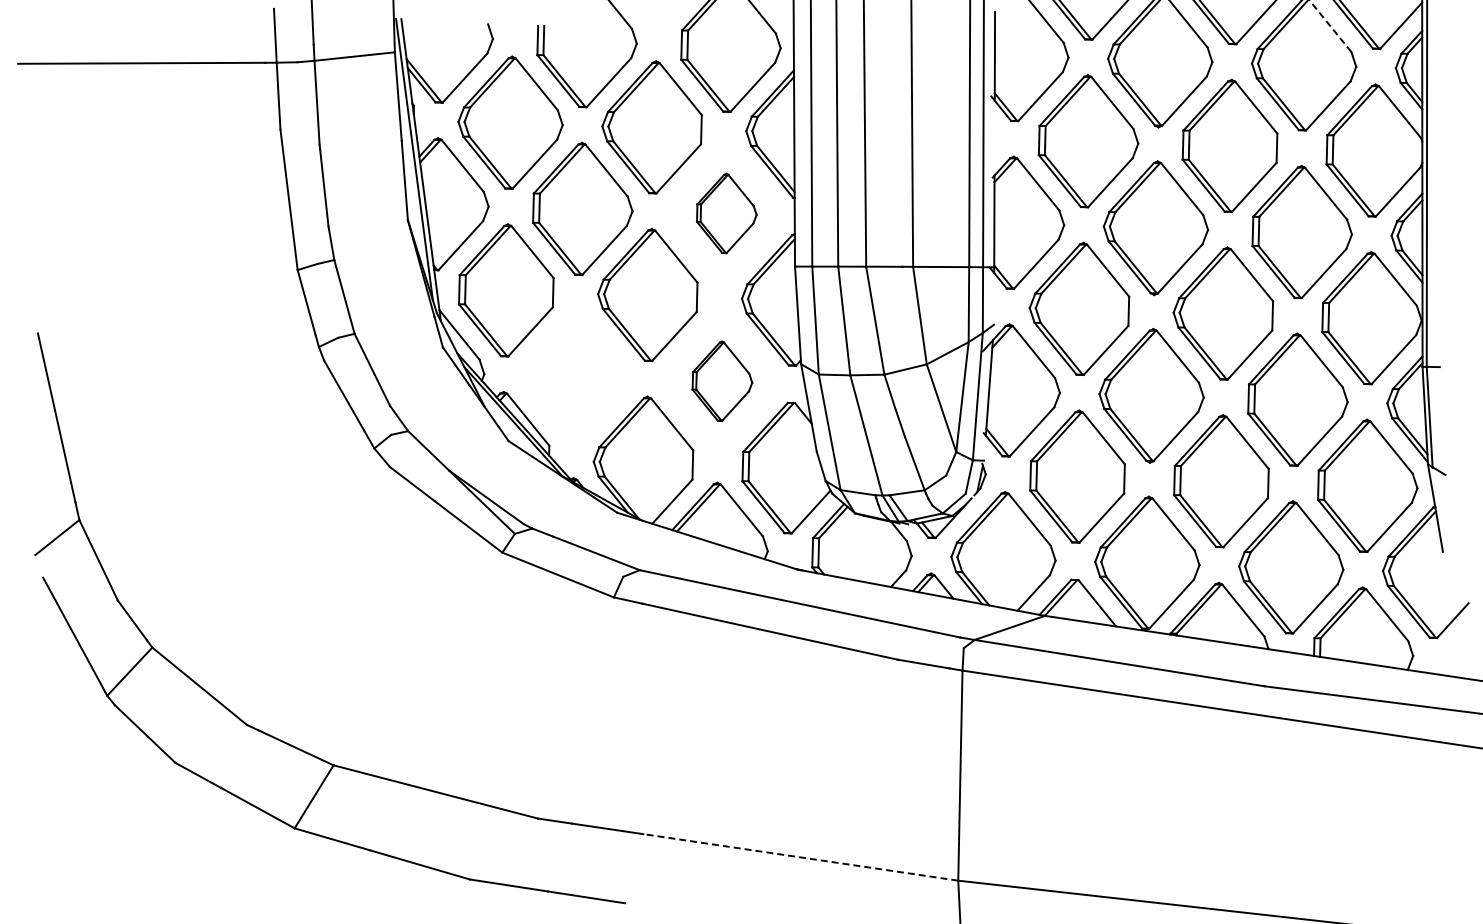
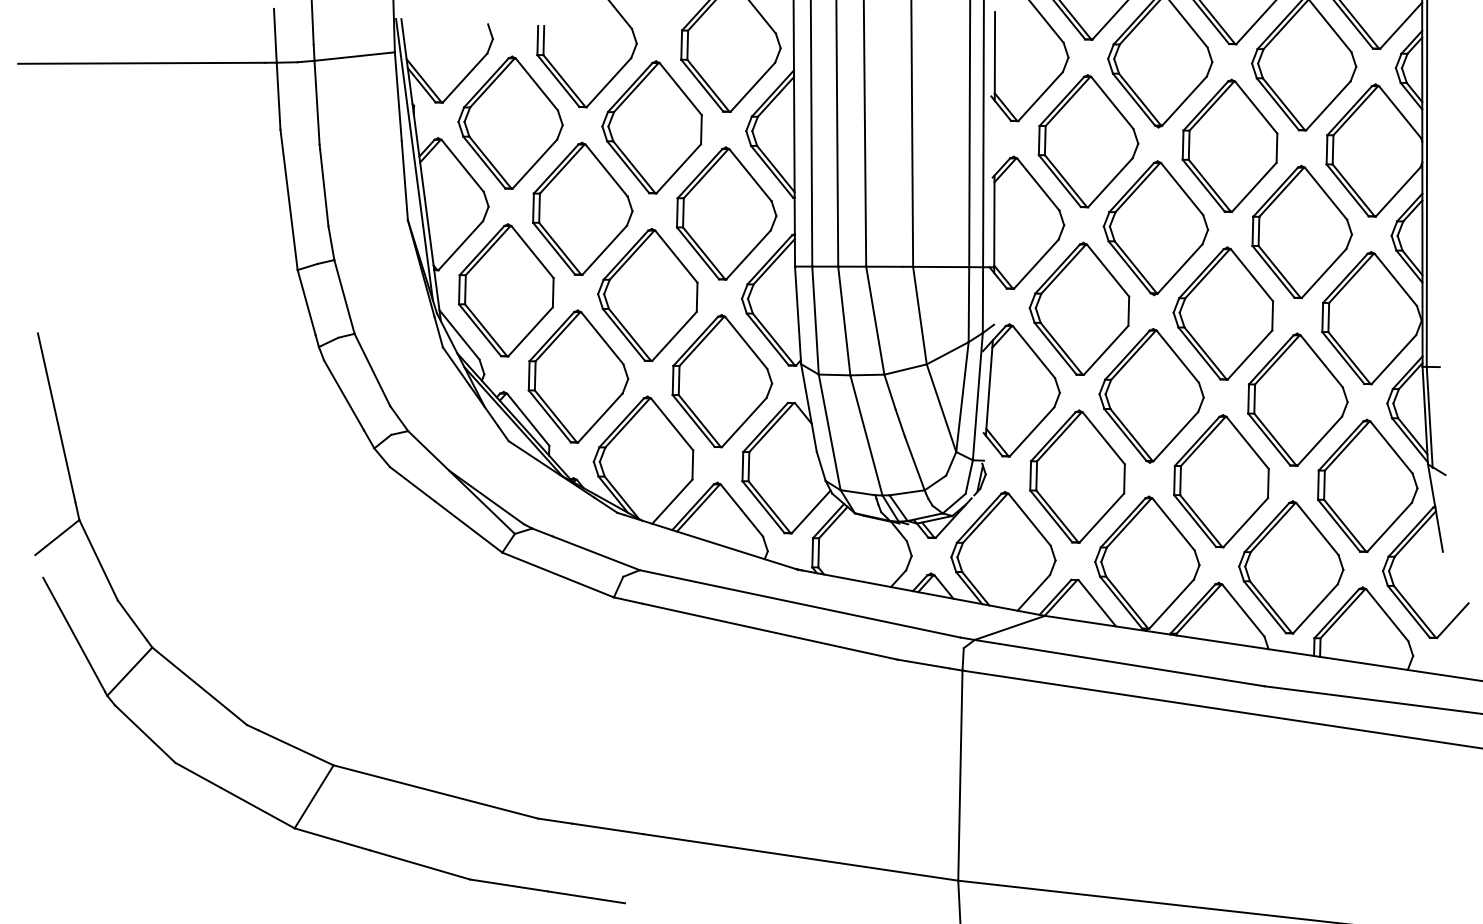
line: dashed -> solid (1330, 25)
part size: 62x83 px -> 102x135 px (726, 213)
part: none -> present (578, 376)
part size: 63x82 px -> 103x135 px (722, 381)
line: dashed -> solid (800, 857)
